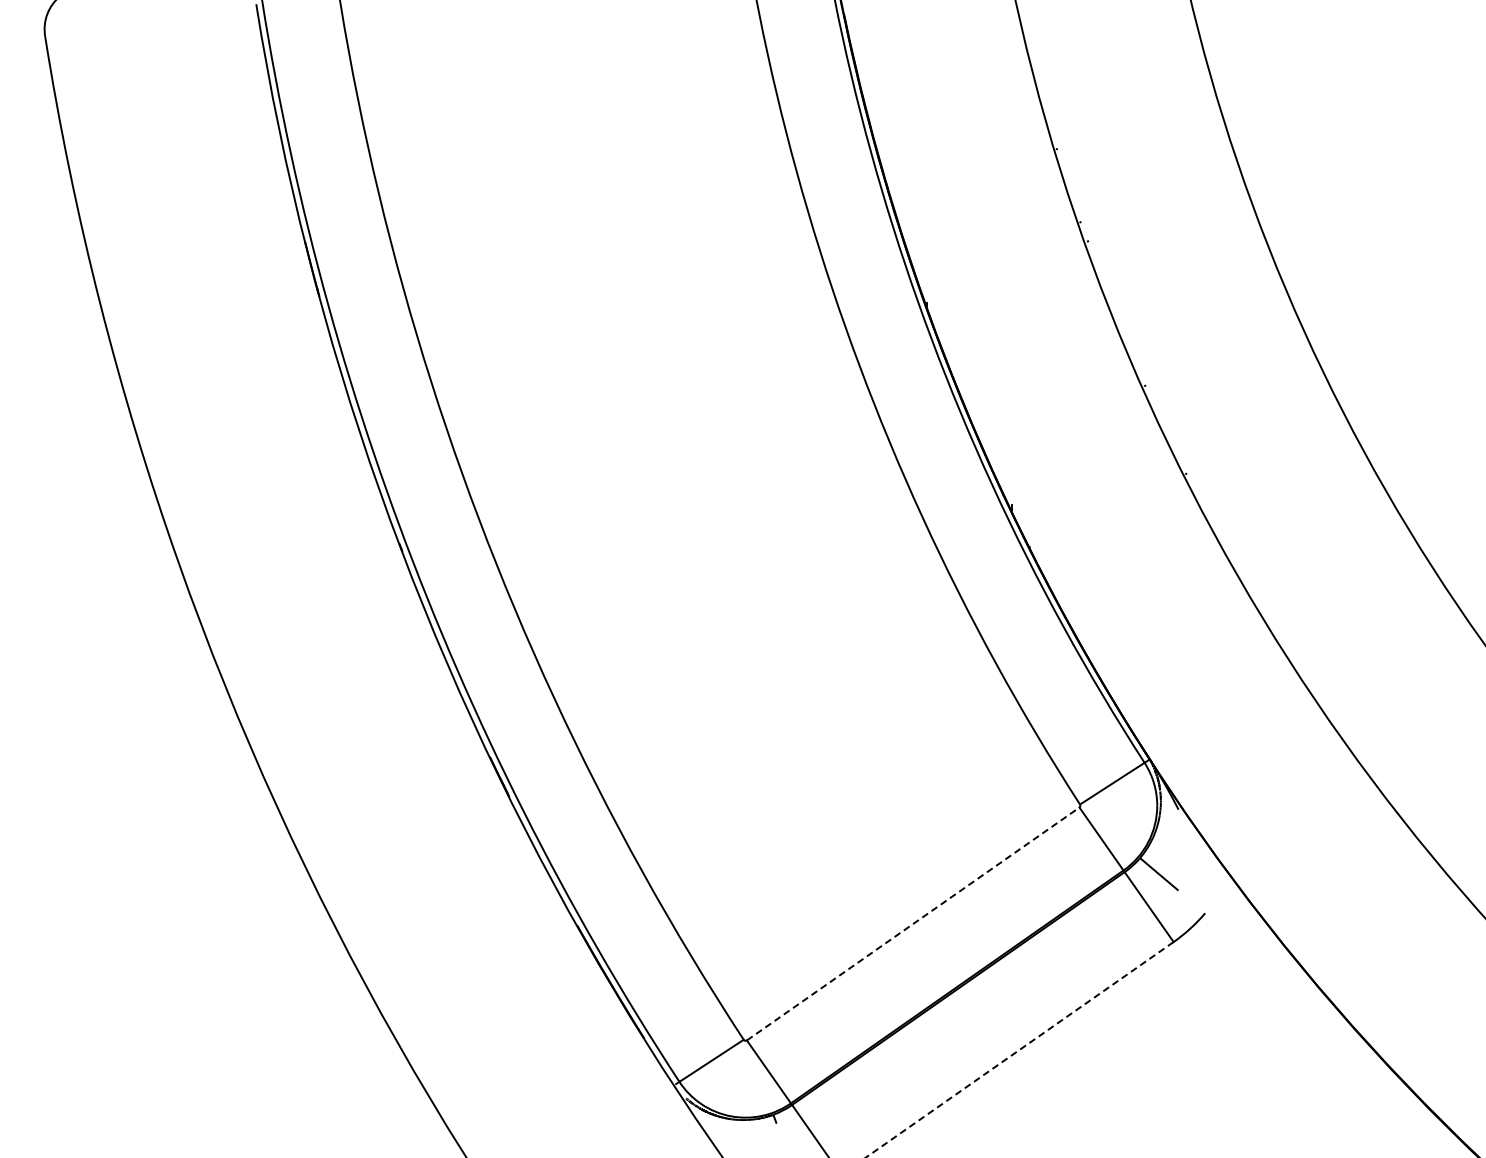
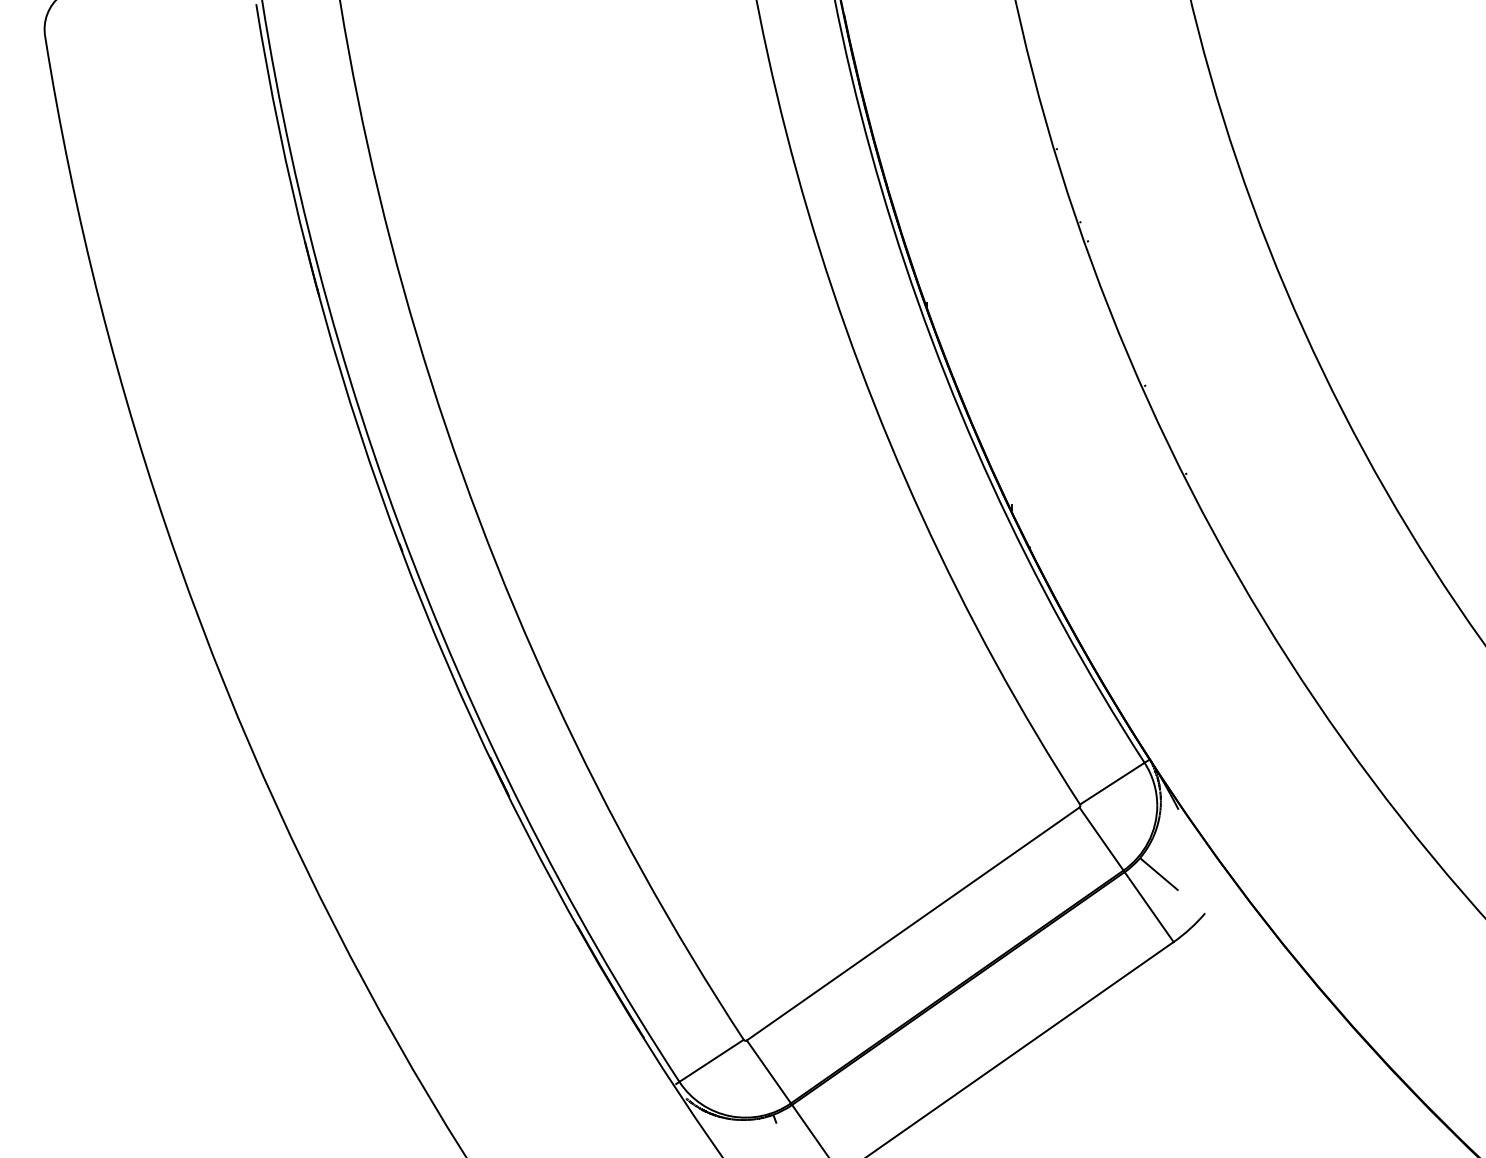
line: dashed -> solid (913, 923)
line: dashed -> solid (1019, 1050)
